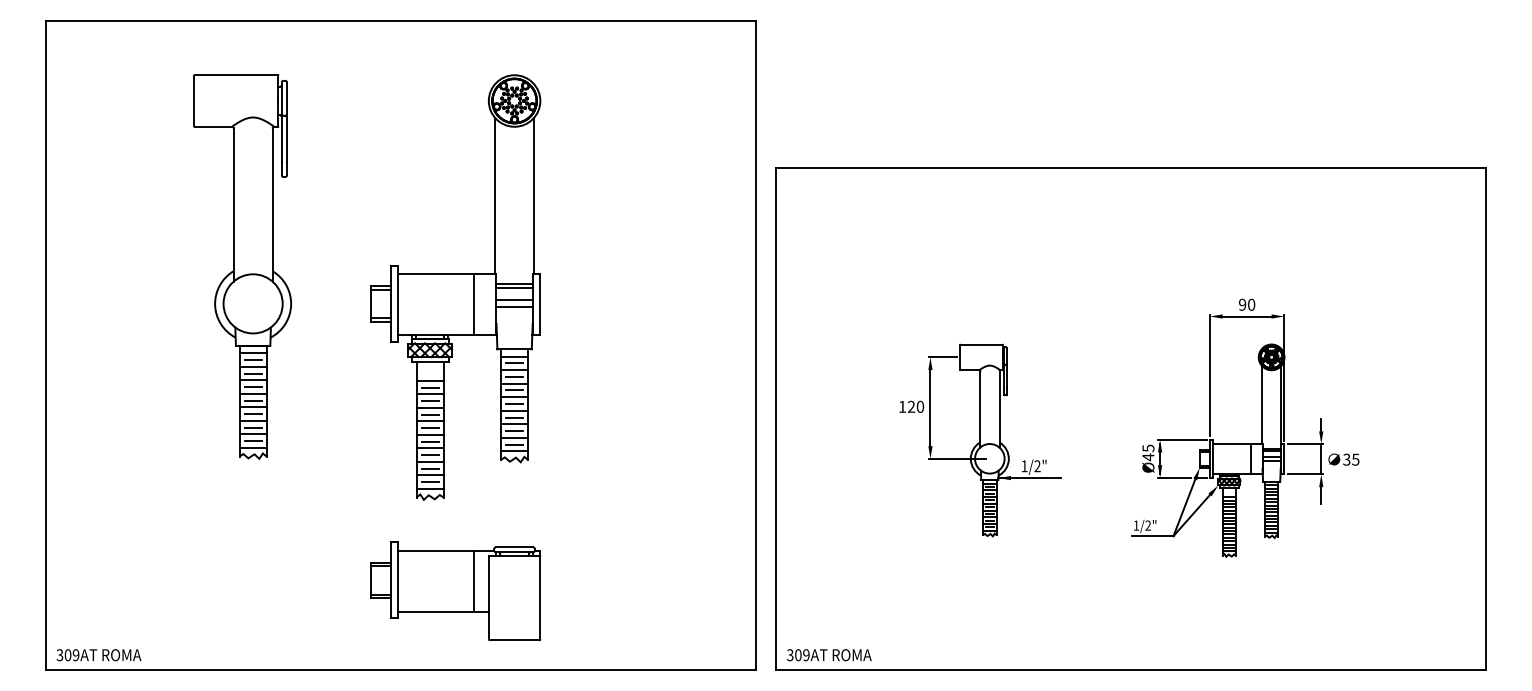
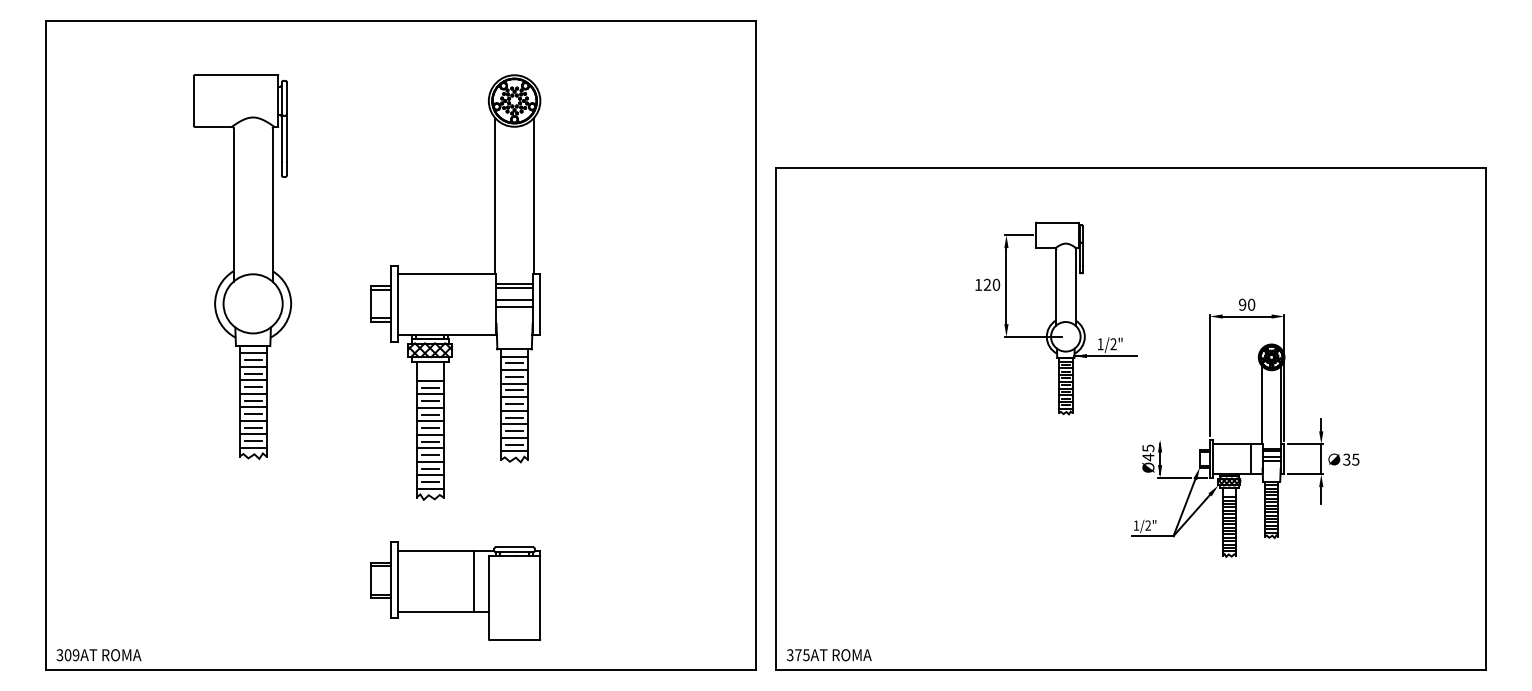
line: present -> none (473, 304)
line: present -> none (1182, 439)
part position: (980, 440) -> (1056, 318) (1056, 318)
text: 309AT -> 375AT (802, 655)
